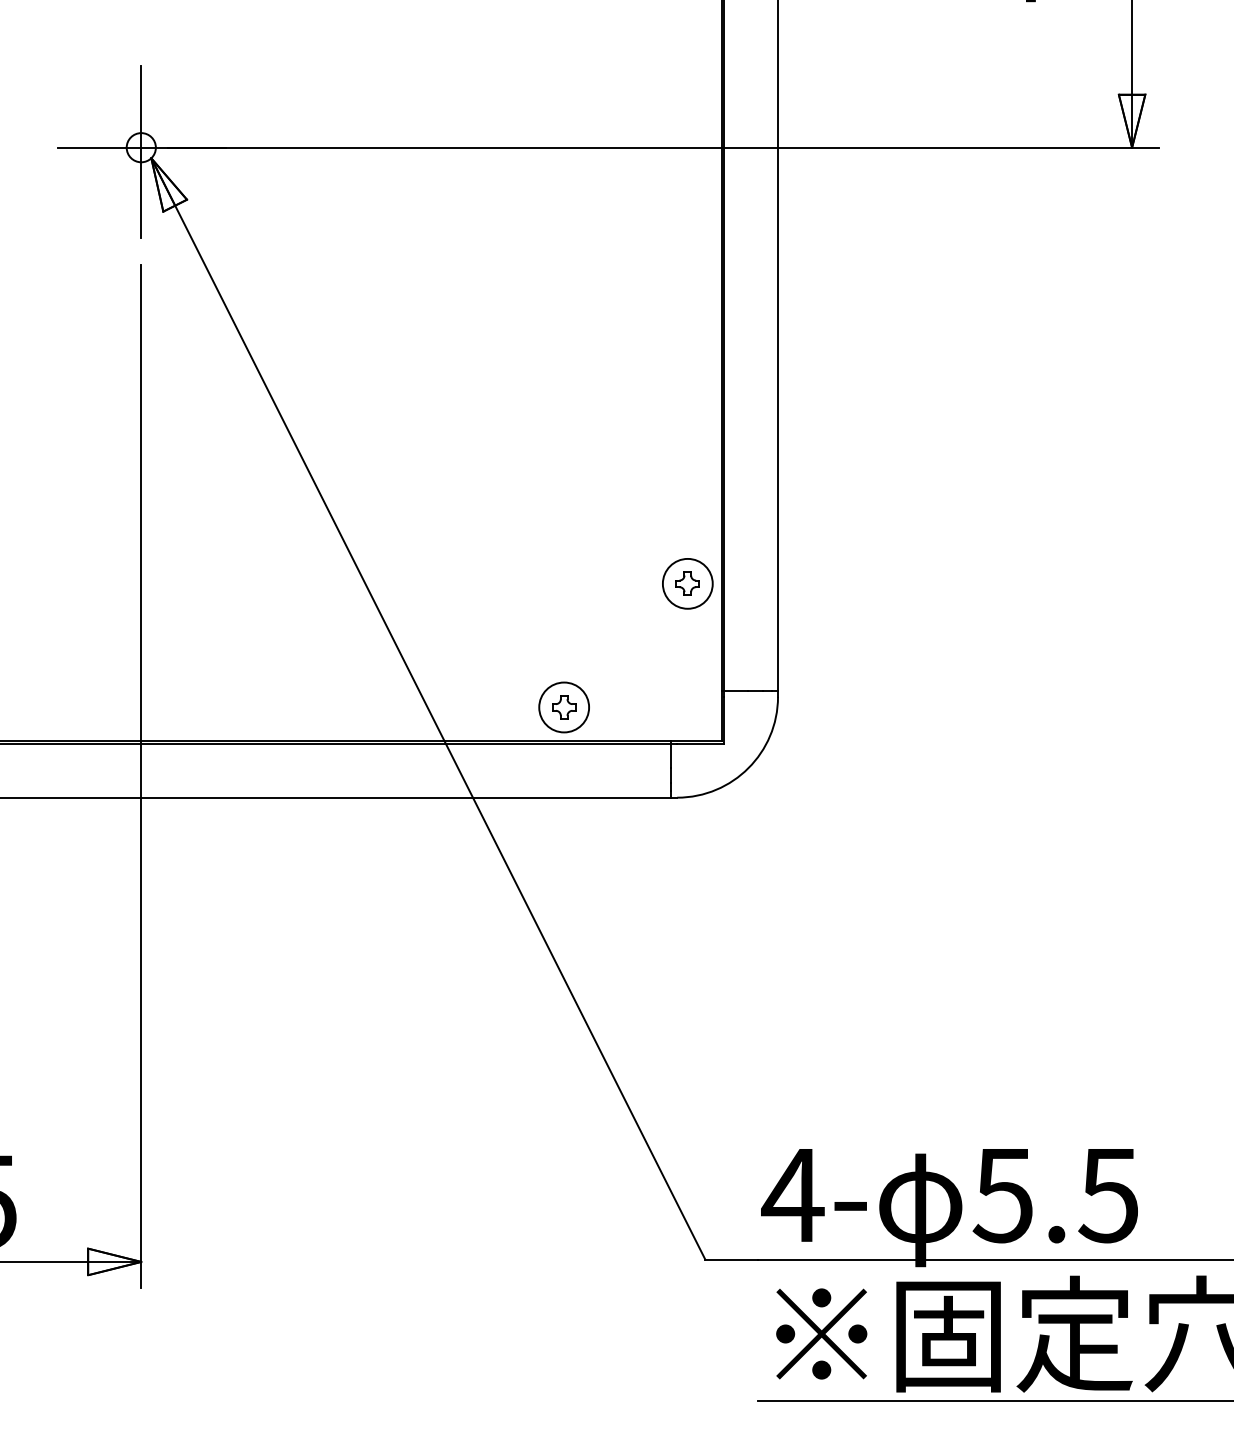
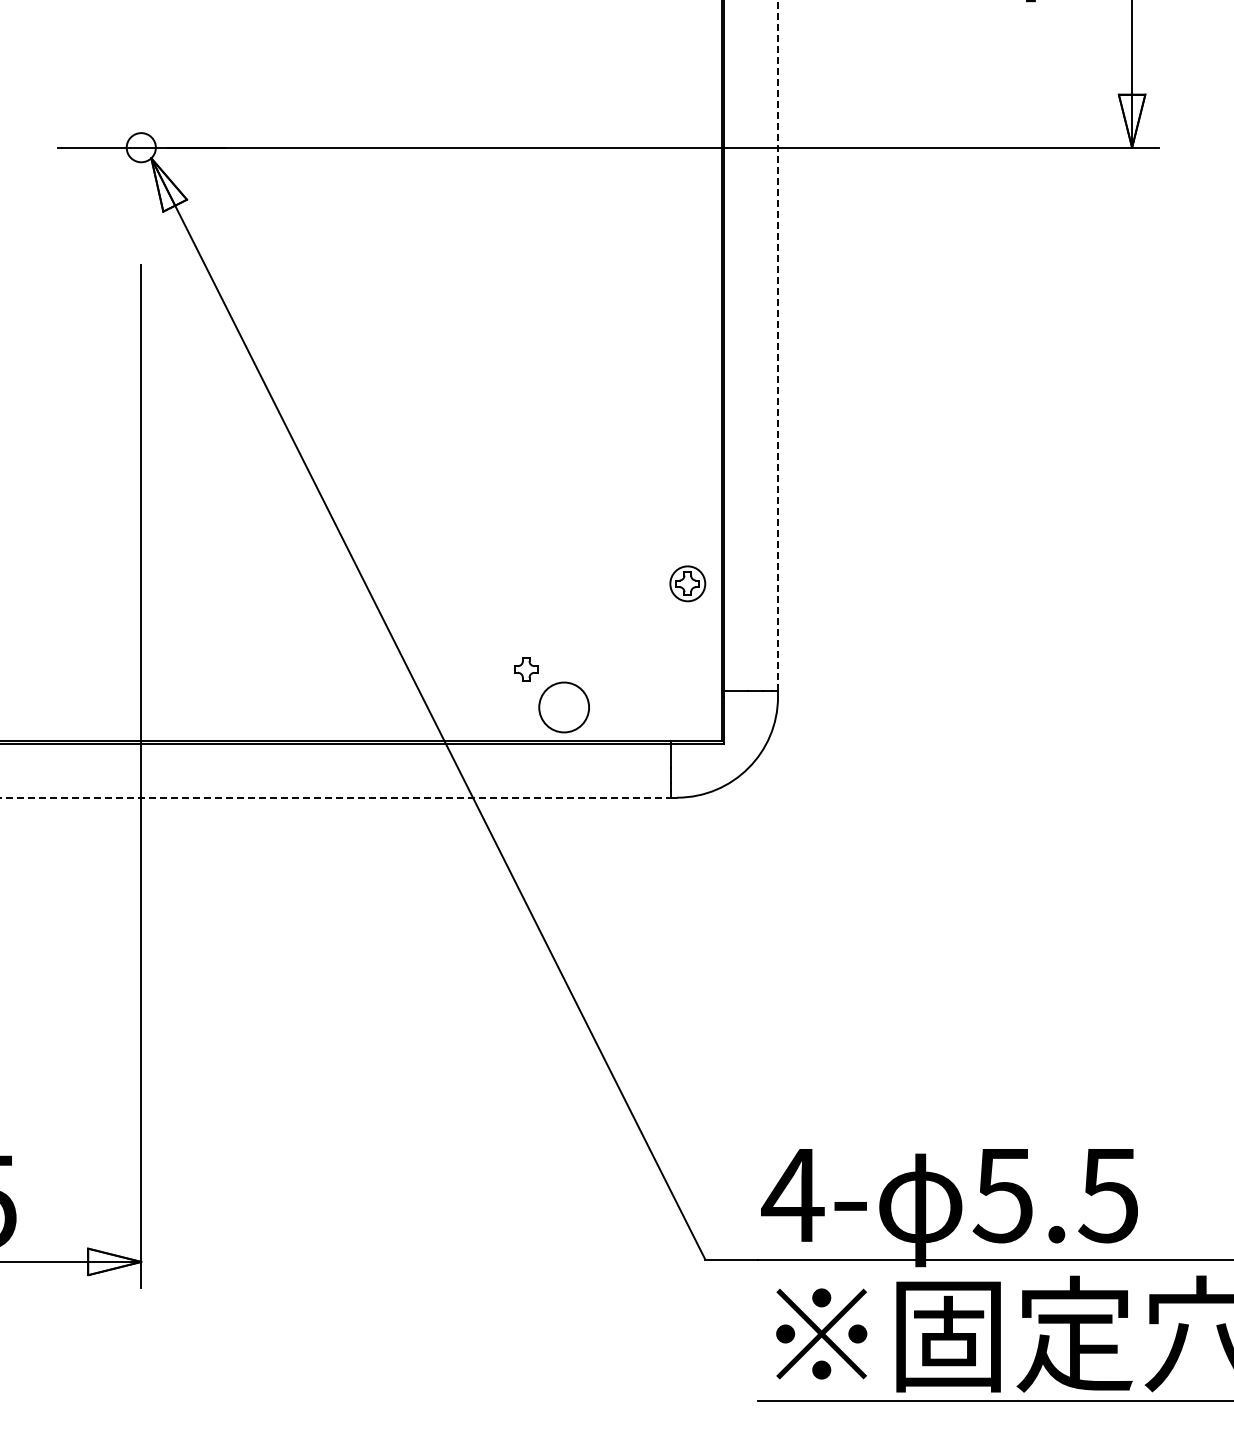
line: present -> none (141, 152)
line: solid -> dashed (778, 345)
circle diameter: 50 px -> 35 px (687, 583)
part position: (564, 707) -> (526, 669) (526, 669)
line: solid -> dashed (336, 797)
